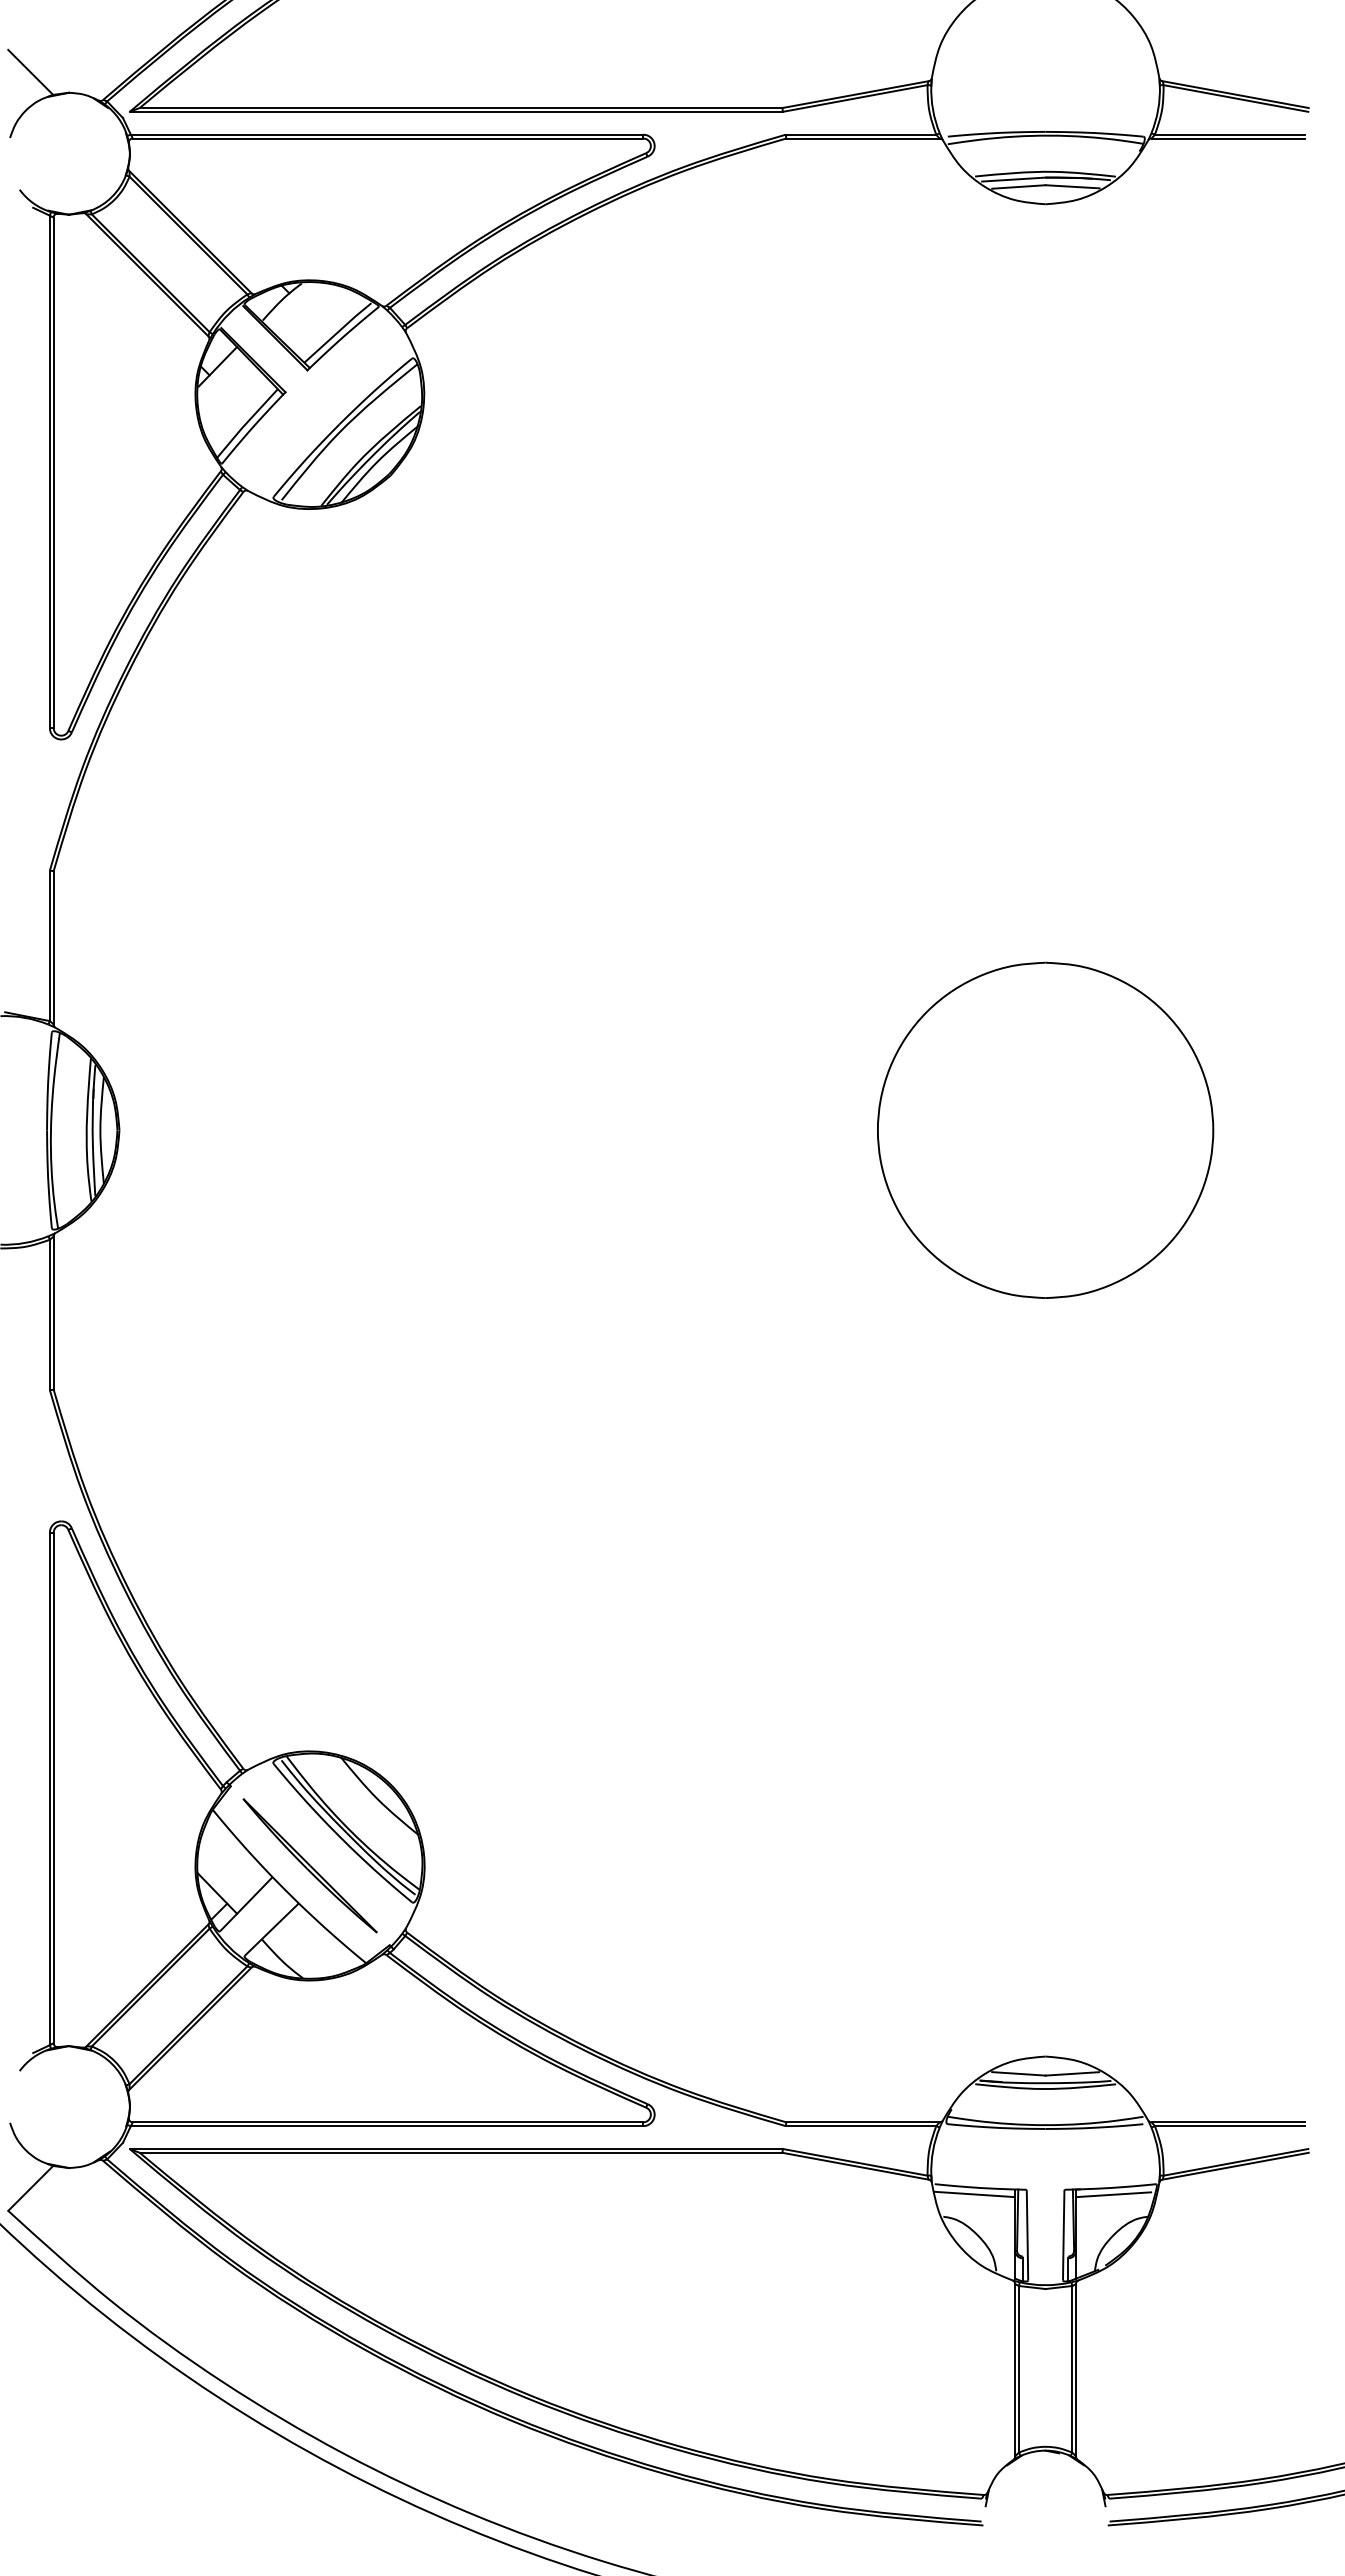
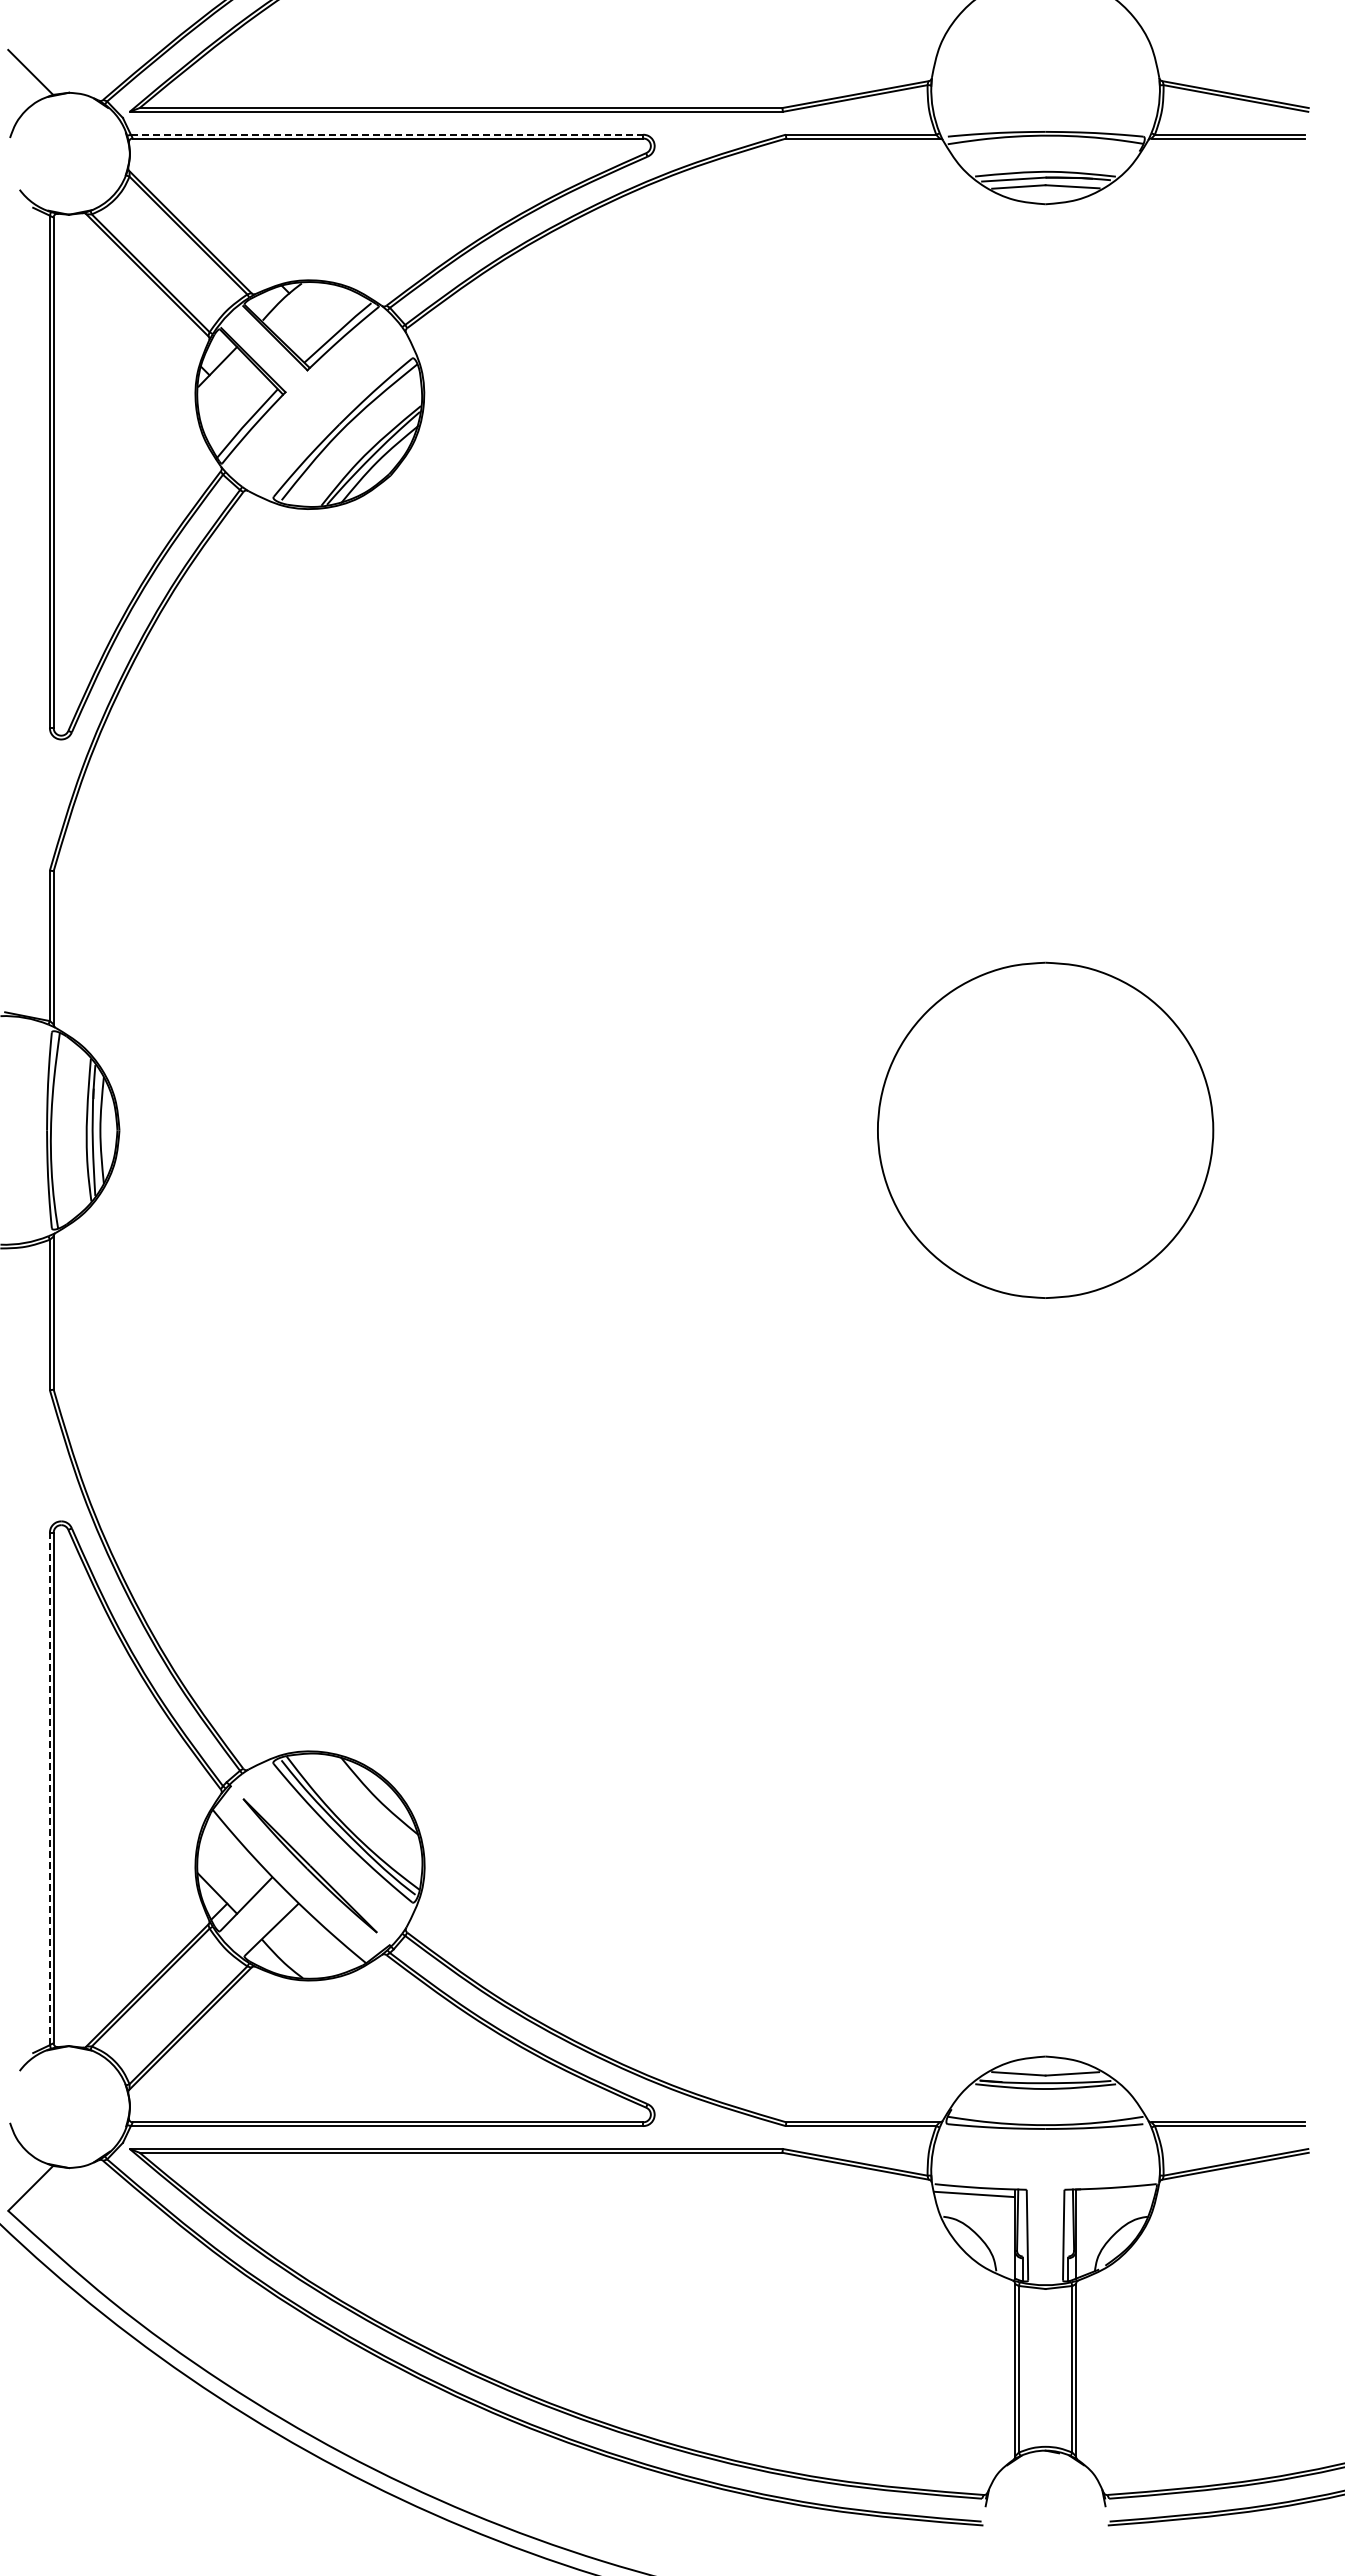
line: solid -> dashed (387, 134)
line: solid -> dashed (49, 1788)
line: present -> none (1113, 2194)
